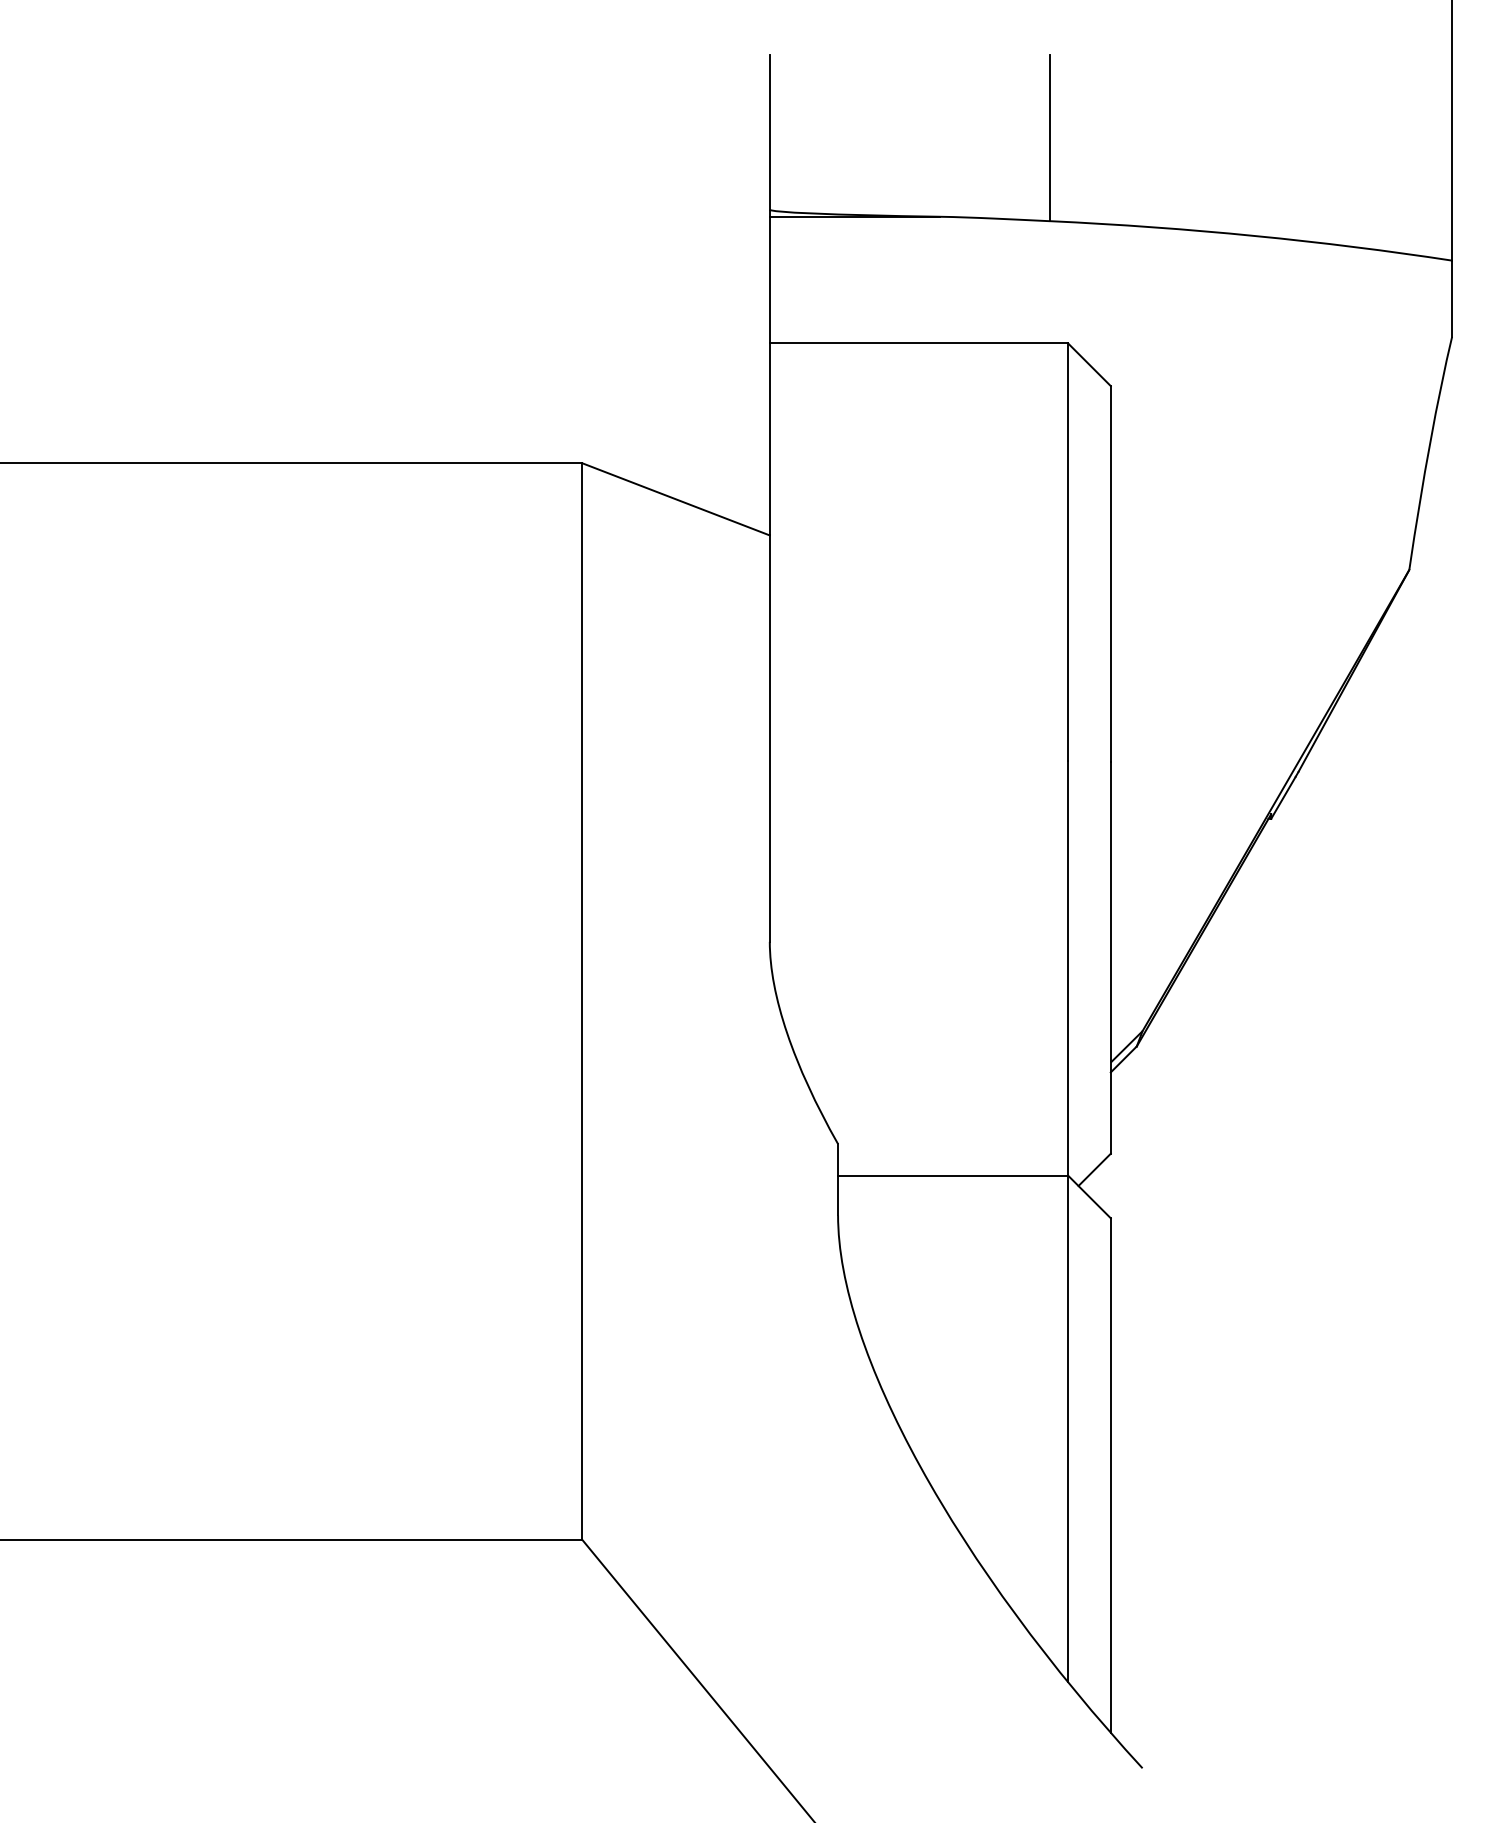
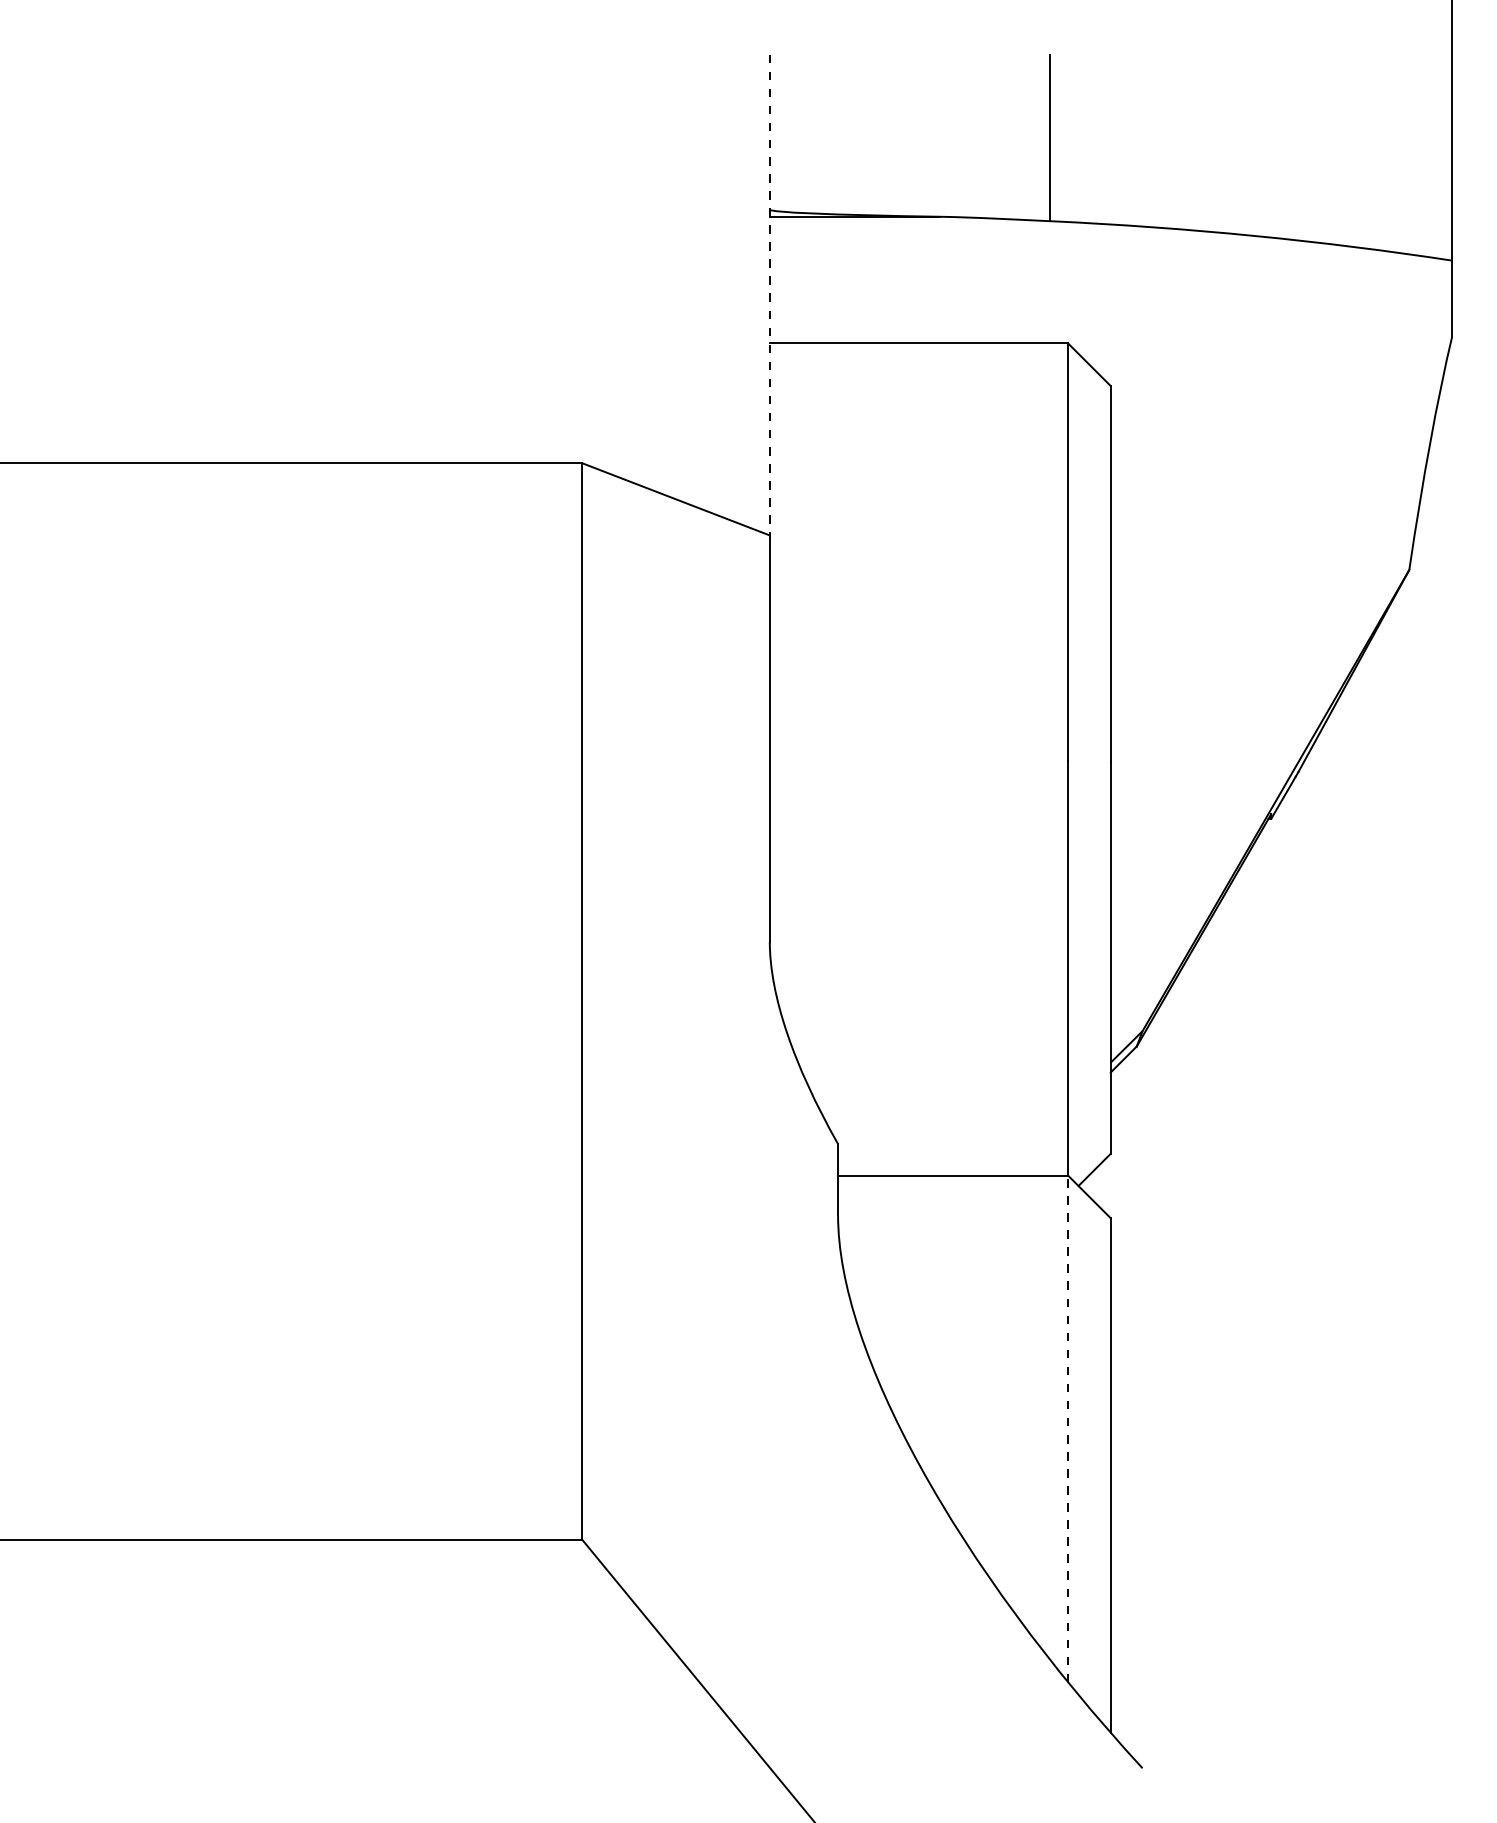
line: solid -> dashed (769, 295)
line: solid -> dashed (1068, 1428)
